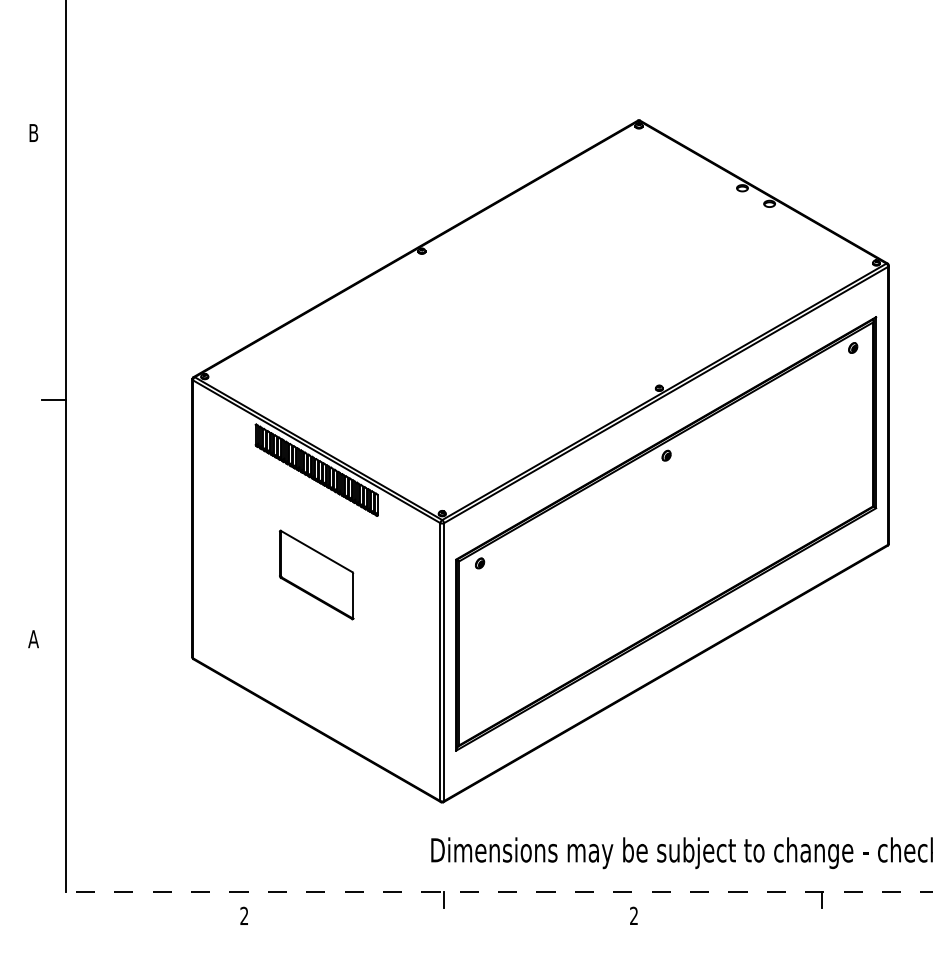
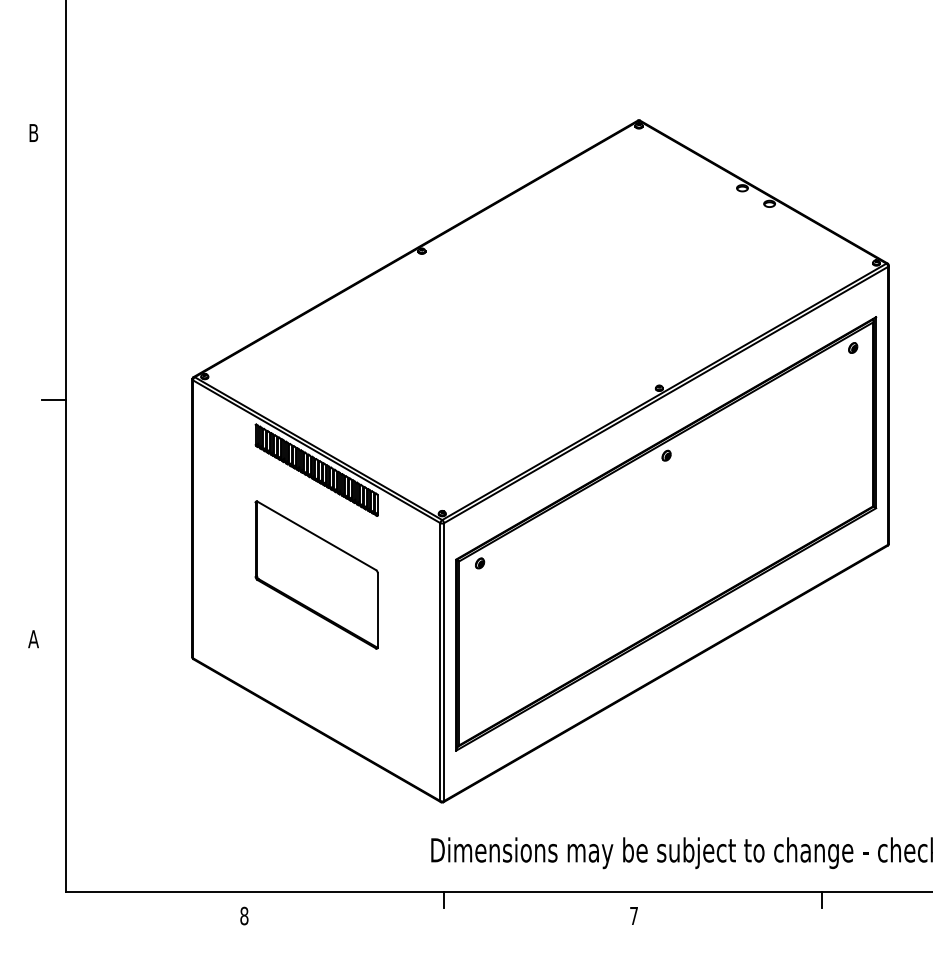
part size: 76x92 px -> 125x150 px (316, 574)
line: dashed -> solid (499, 891)
text: 2 -> 8 (244, 915)
text: 2 -> 7 (633, 915)
